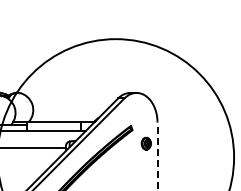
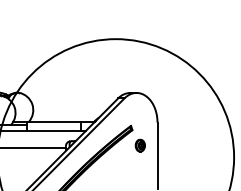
part position: (145, 143) -> (139, 145) (139, 145)
line: dashed -> solid (157, 155)
